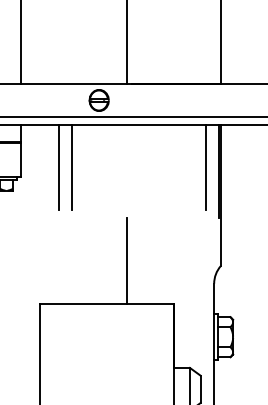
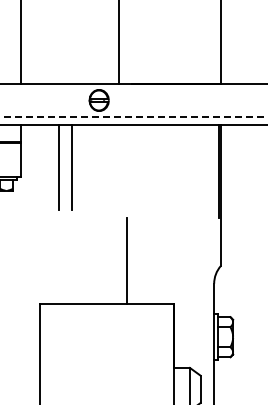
line position: (127, 43) -> (119, 43) (119, 43)
line: solid -> dashed (133, 116)
line: present -> none (205, 167)
